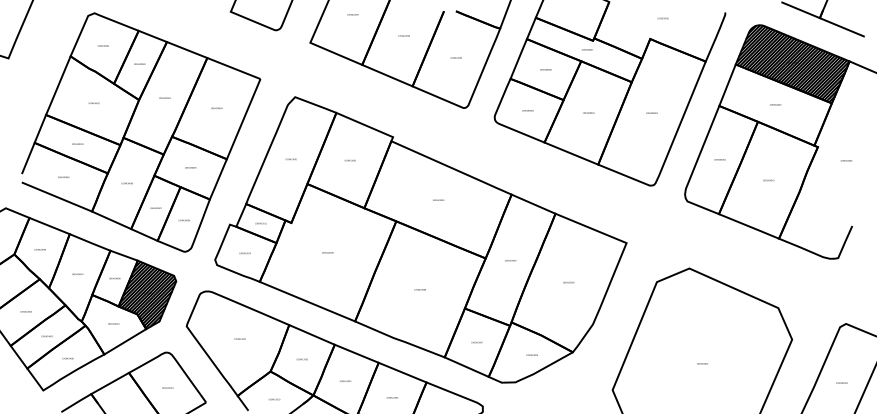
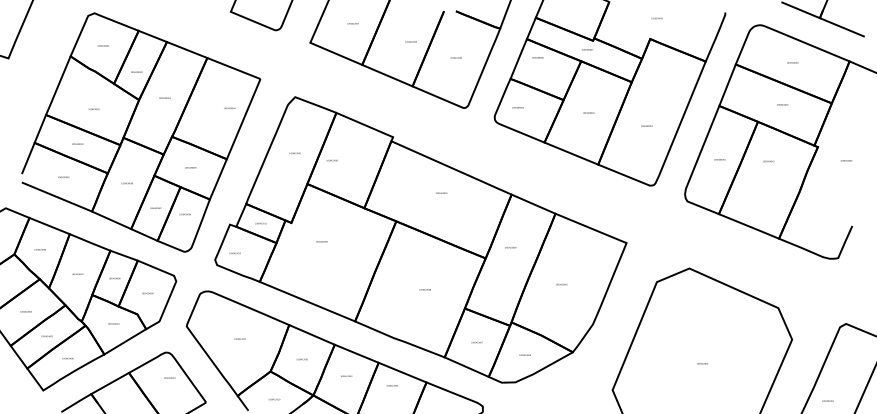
text position: (352, 14) -> (352, 23) (352, 23)
text position: (662, 18) -> (656, 18) (656, 18)
text position: (403, 35) -> (410, 41) (410, 41)
text position: (139, 63) -> (136, 71) (136, 71)
hatch: present -> none (792, 64)
text position: (545, 69) -> (537, 57) (537, 57)
text position: (93, 102) -> (93, 108) (93, 108)
text position: (775, 104) -> (782, 104) (782, 104)
text position: (216, 107) -> (229, 107) (229, 107)
text position: (527, 110) -> (517, 107) (517, 107)
text position: (651, 112) -> (646, 125) (646, 125)
text position: (290, 158) -> (294, 152) (294, 152)
text position: (349, 160) -> (331, 160) (331, 160)
text position: (768, 180) -> (768, 161) (768, 161)
text position: (438, 199) -> (441, 192) (441, 192)
text position: (183, 220) -> (184, 214) (184, 214)
text position: (244, 252) -> (234, 252) (234, 252)
text position: (327, 252) -> (321, 241) (321, 241)
text position: (510, 260) -> (510, 247) (510, 247)
text position: (568, 282) -> (561, 284) (561, 284)
text position: (419, 289) -> (424, 289) (424, 289)
hatch: present -> none (147, 294)
text position: (531, 354) -> (524, 354) (524, 354)
text position: (345, 380) -> (346, 375) (346, 375)
text position: (841, 382) -> (827, 400) (827, 400)
text position: (167, 387) -> (169, 377) (169, 377)
text position: (391, 397) -> (391, 385) (391, 385)
